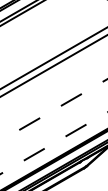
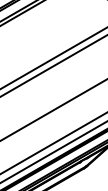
line: dashed -> solid (53, 110)
line: dashed -> solid (53, 143)
line: none -> present (53, 151)
